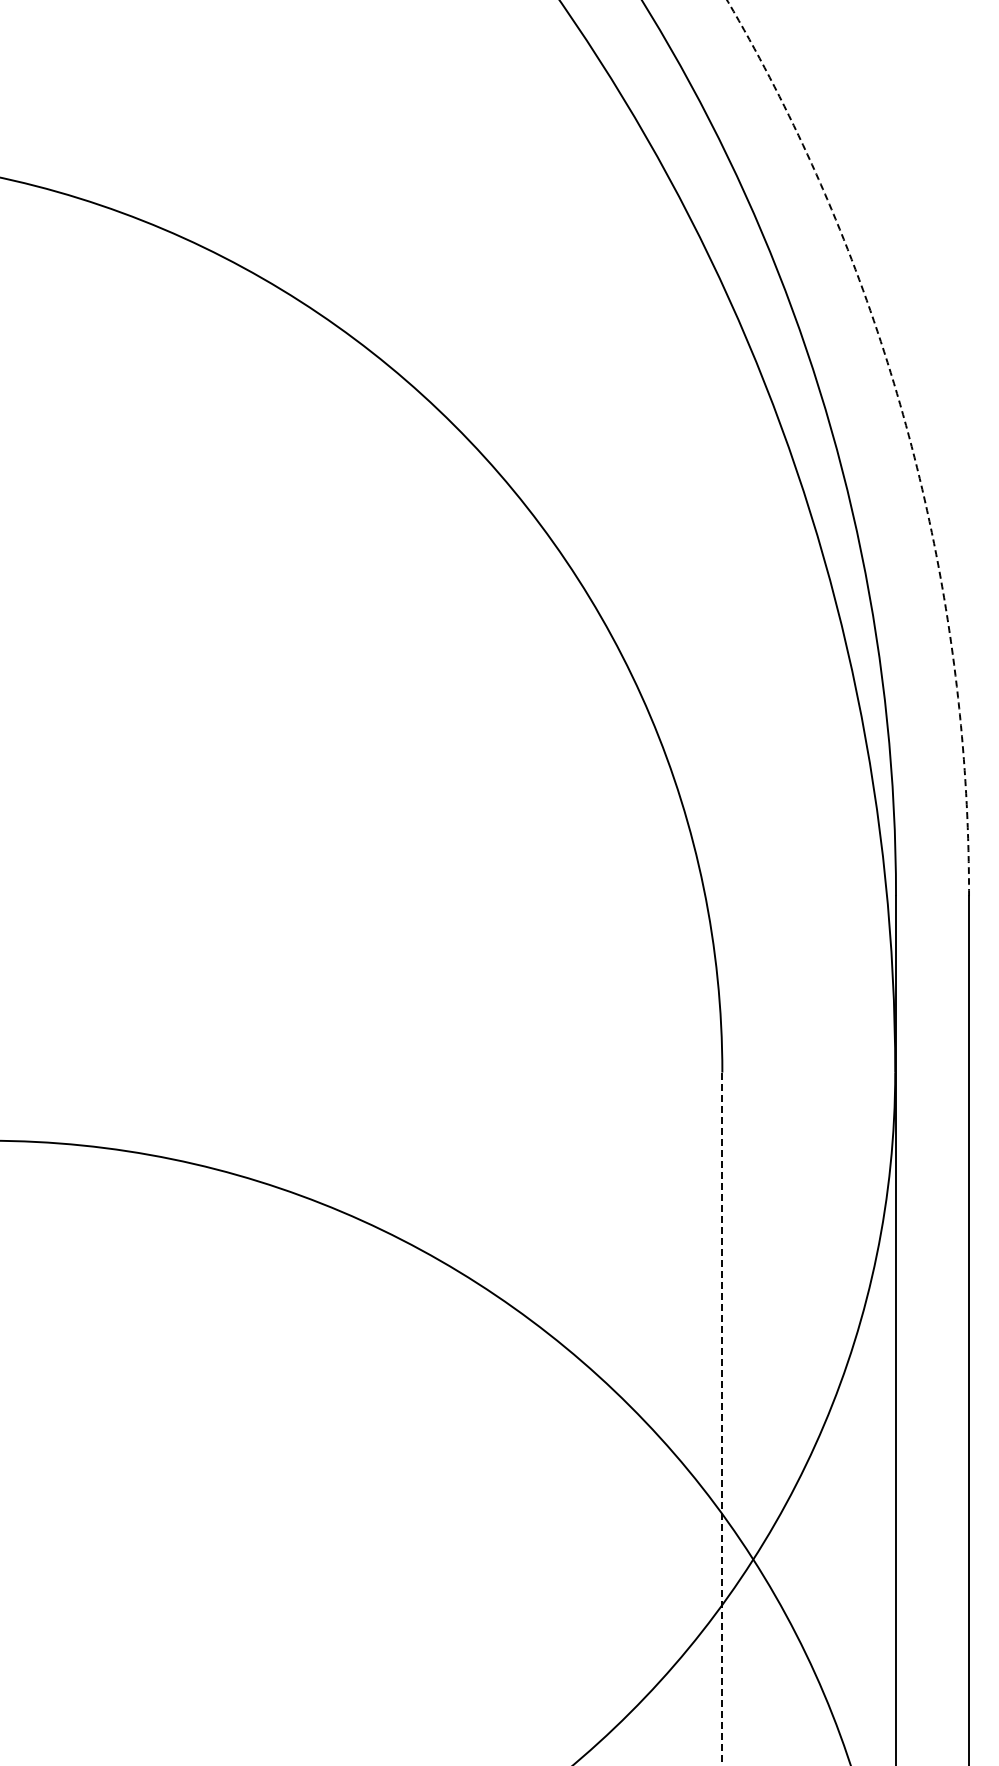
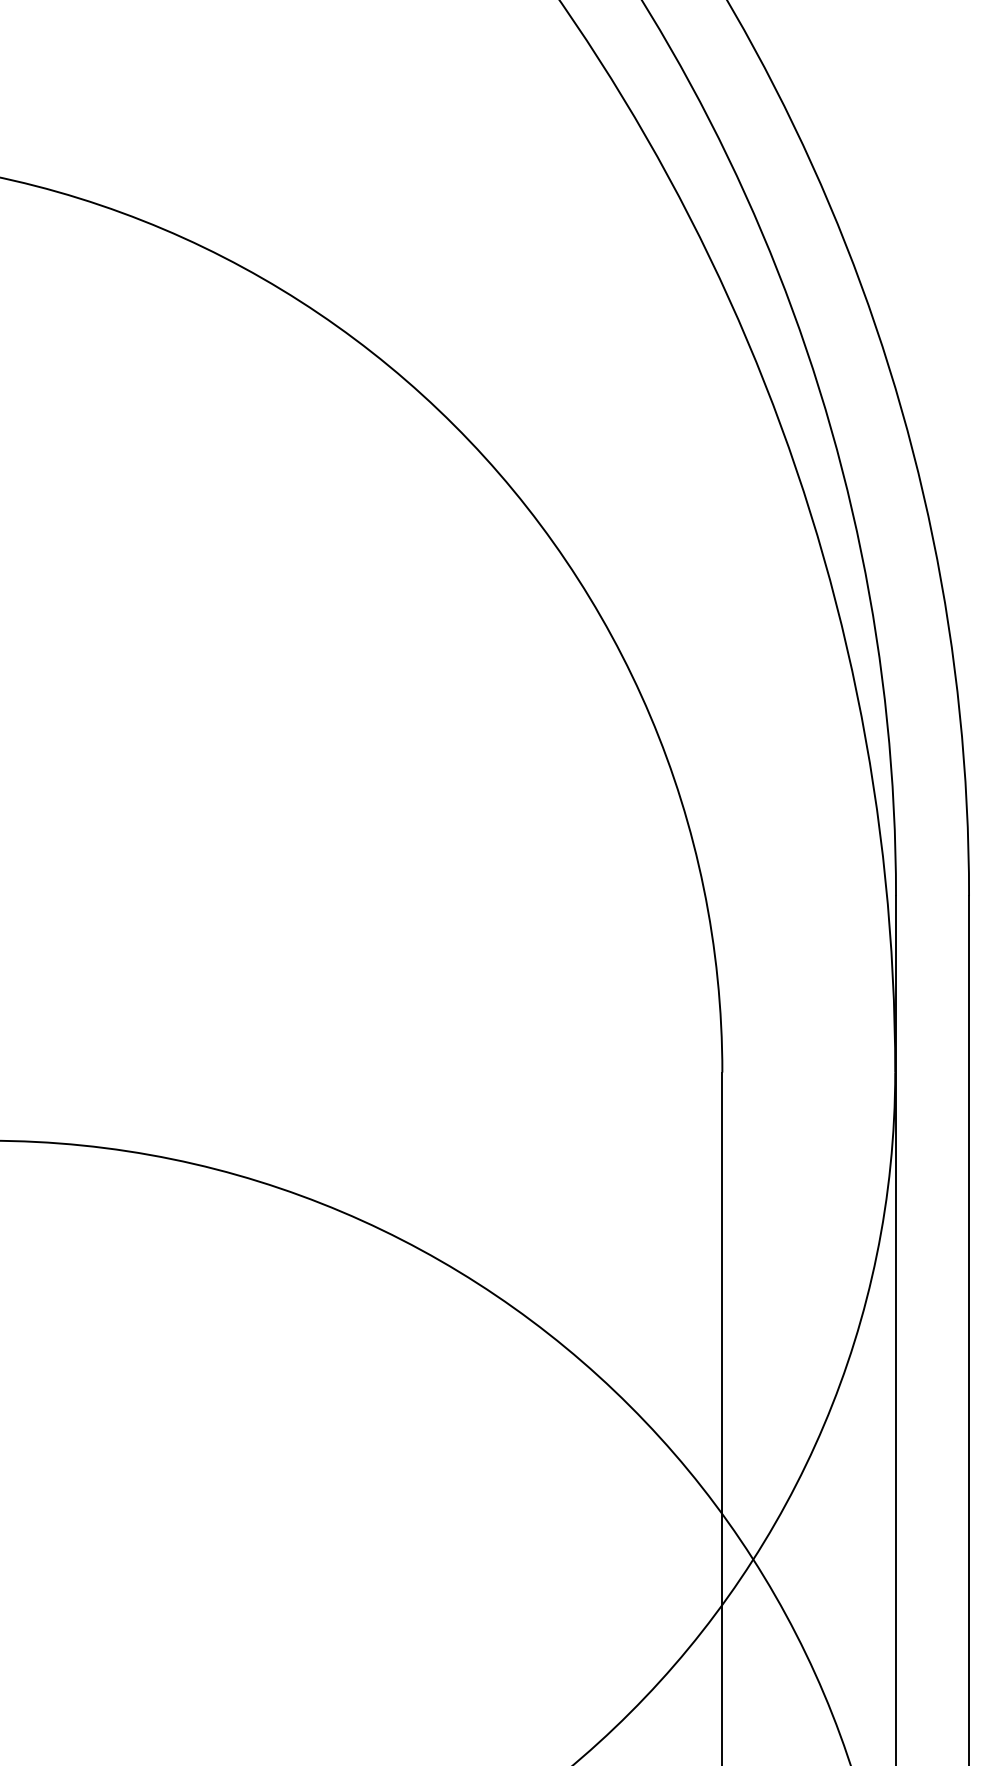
arc: dashed -> solid (908, 435)
line: dashed -> solid (722, 1419)
